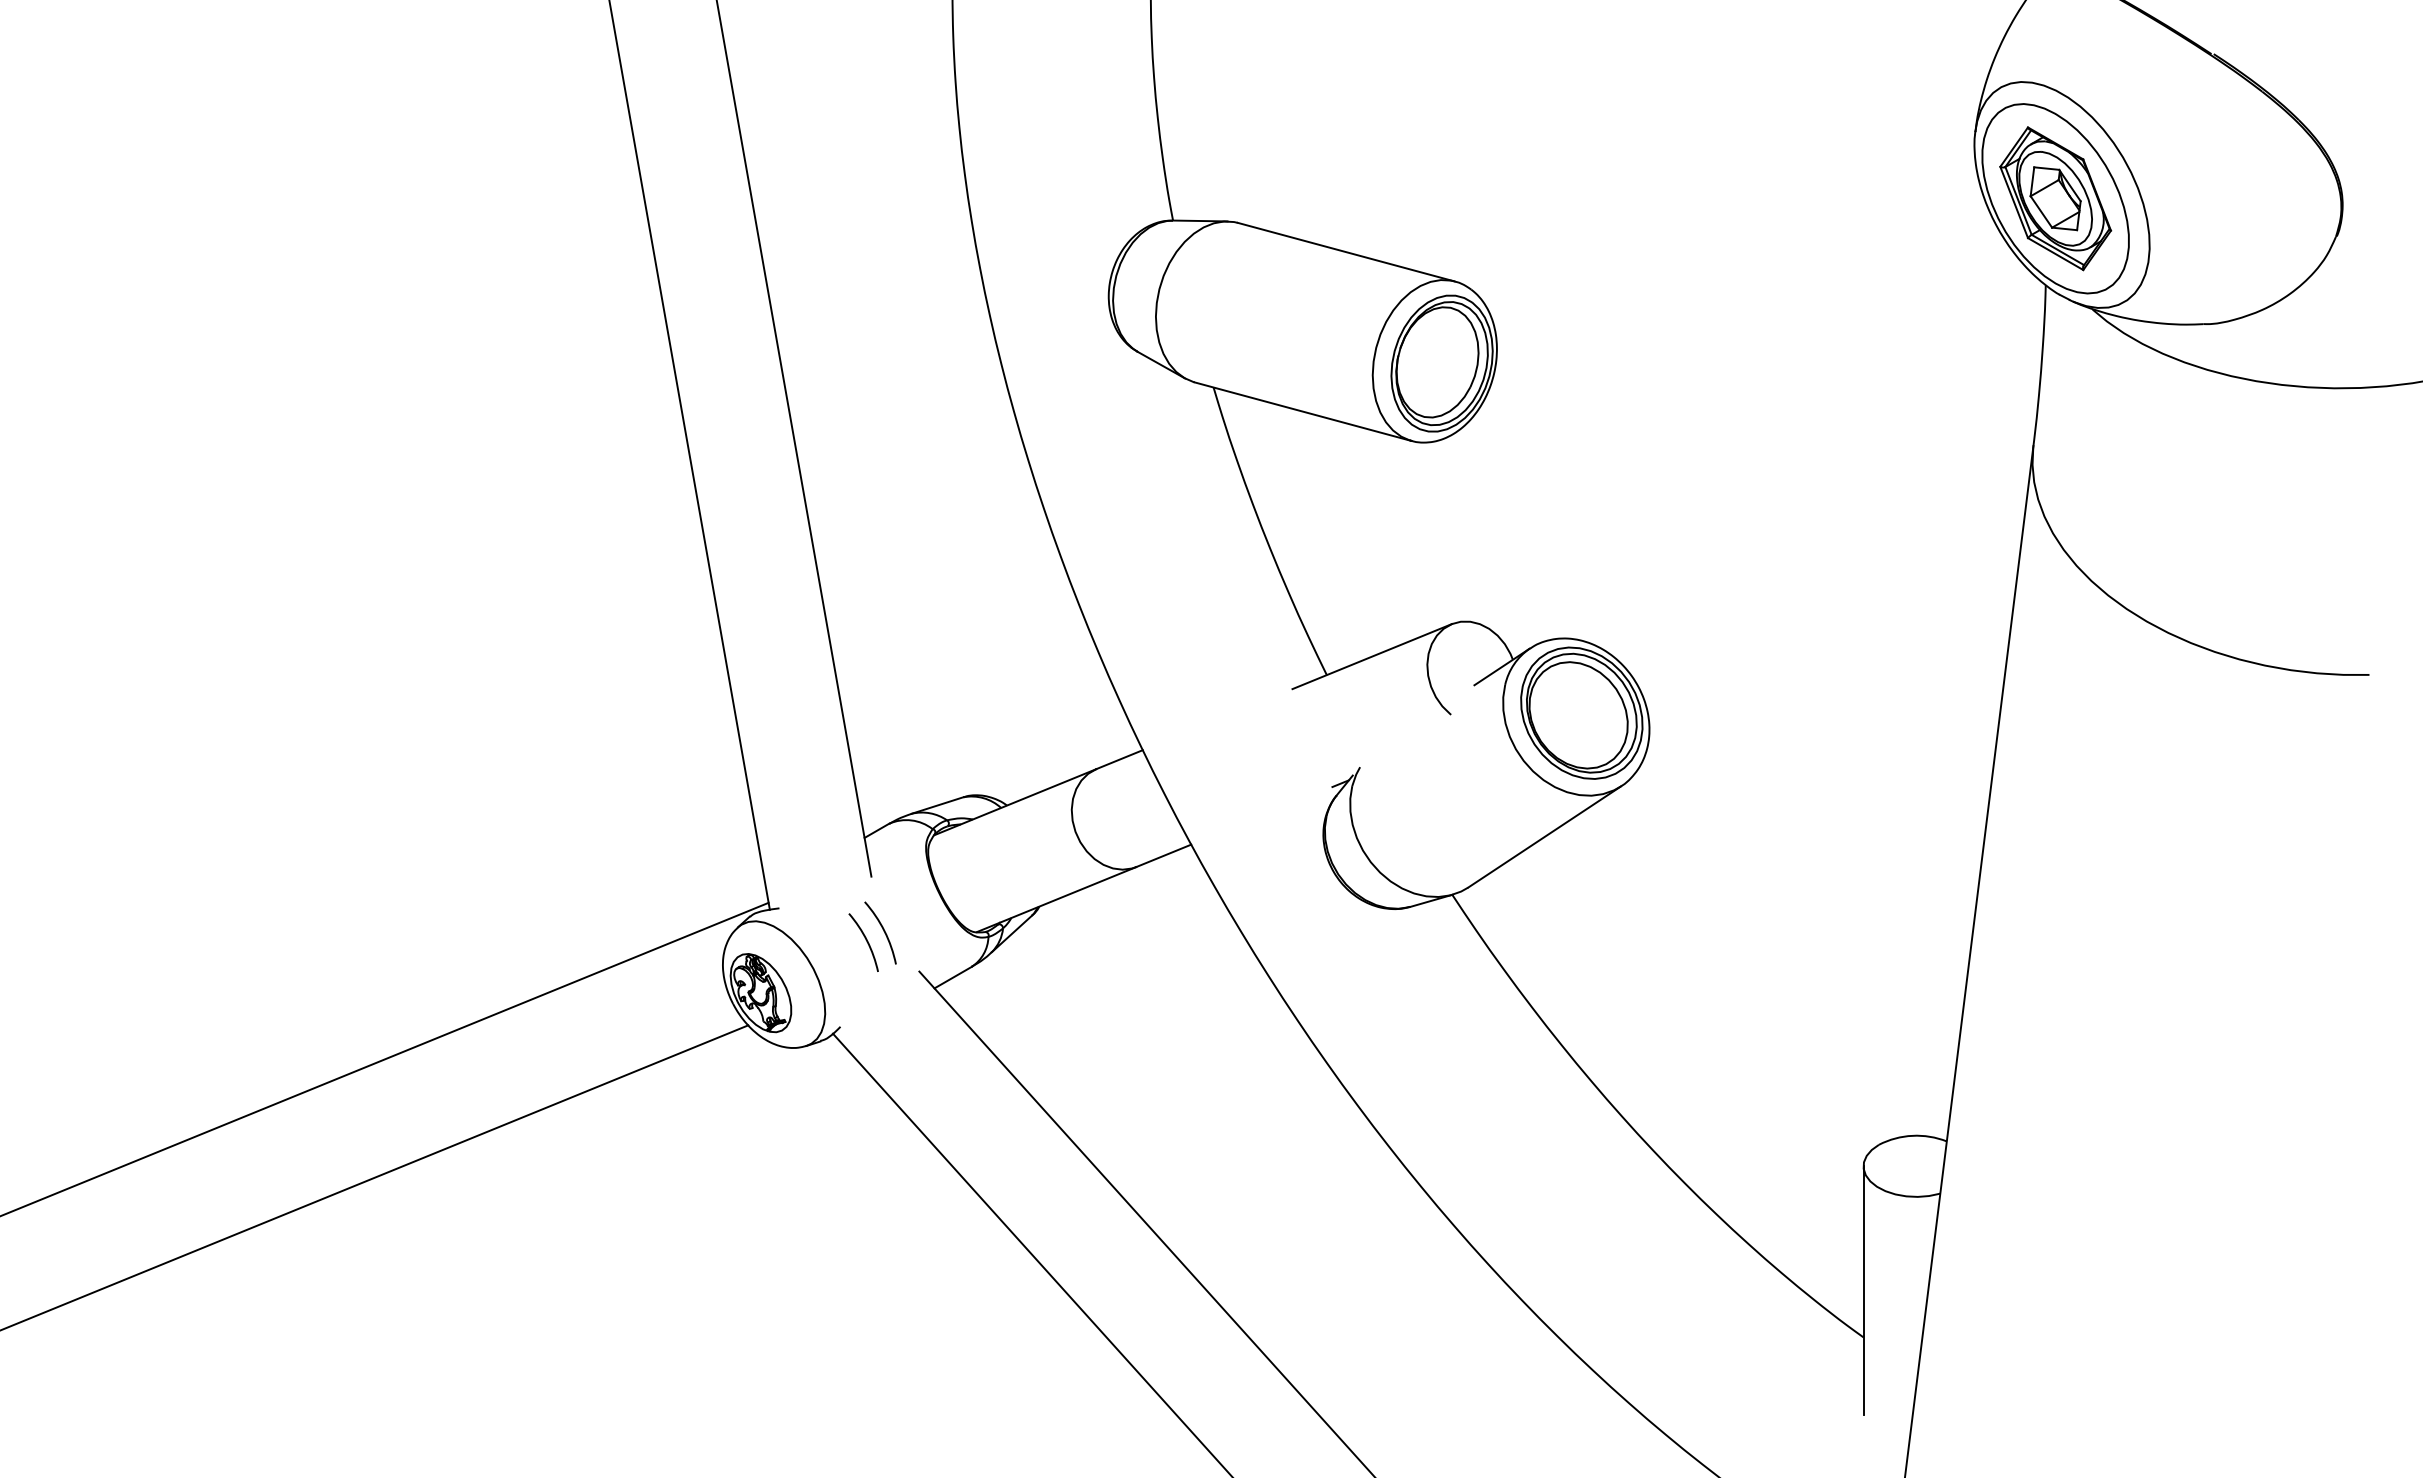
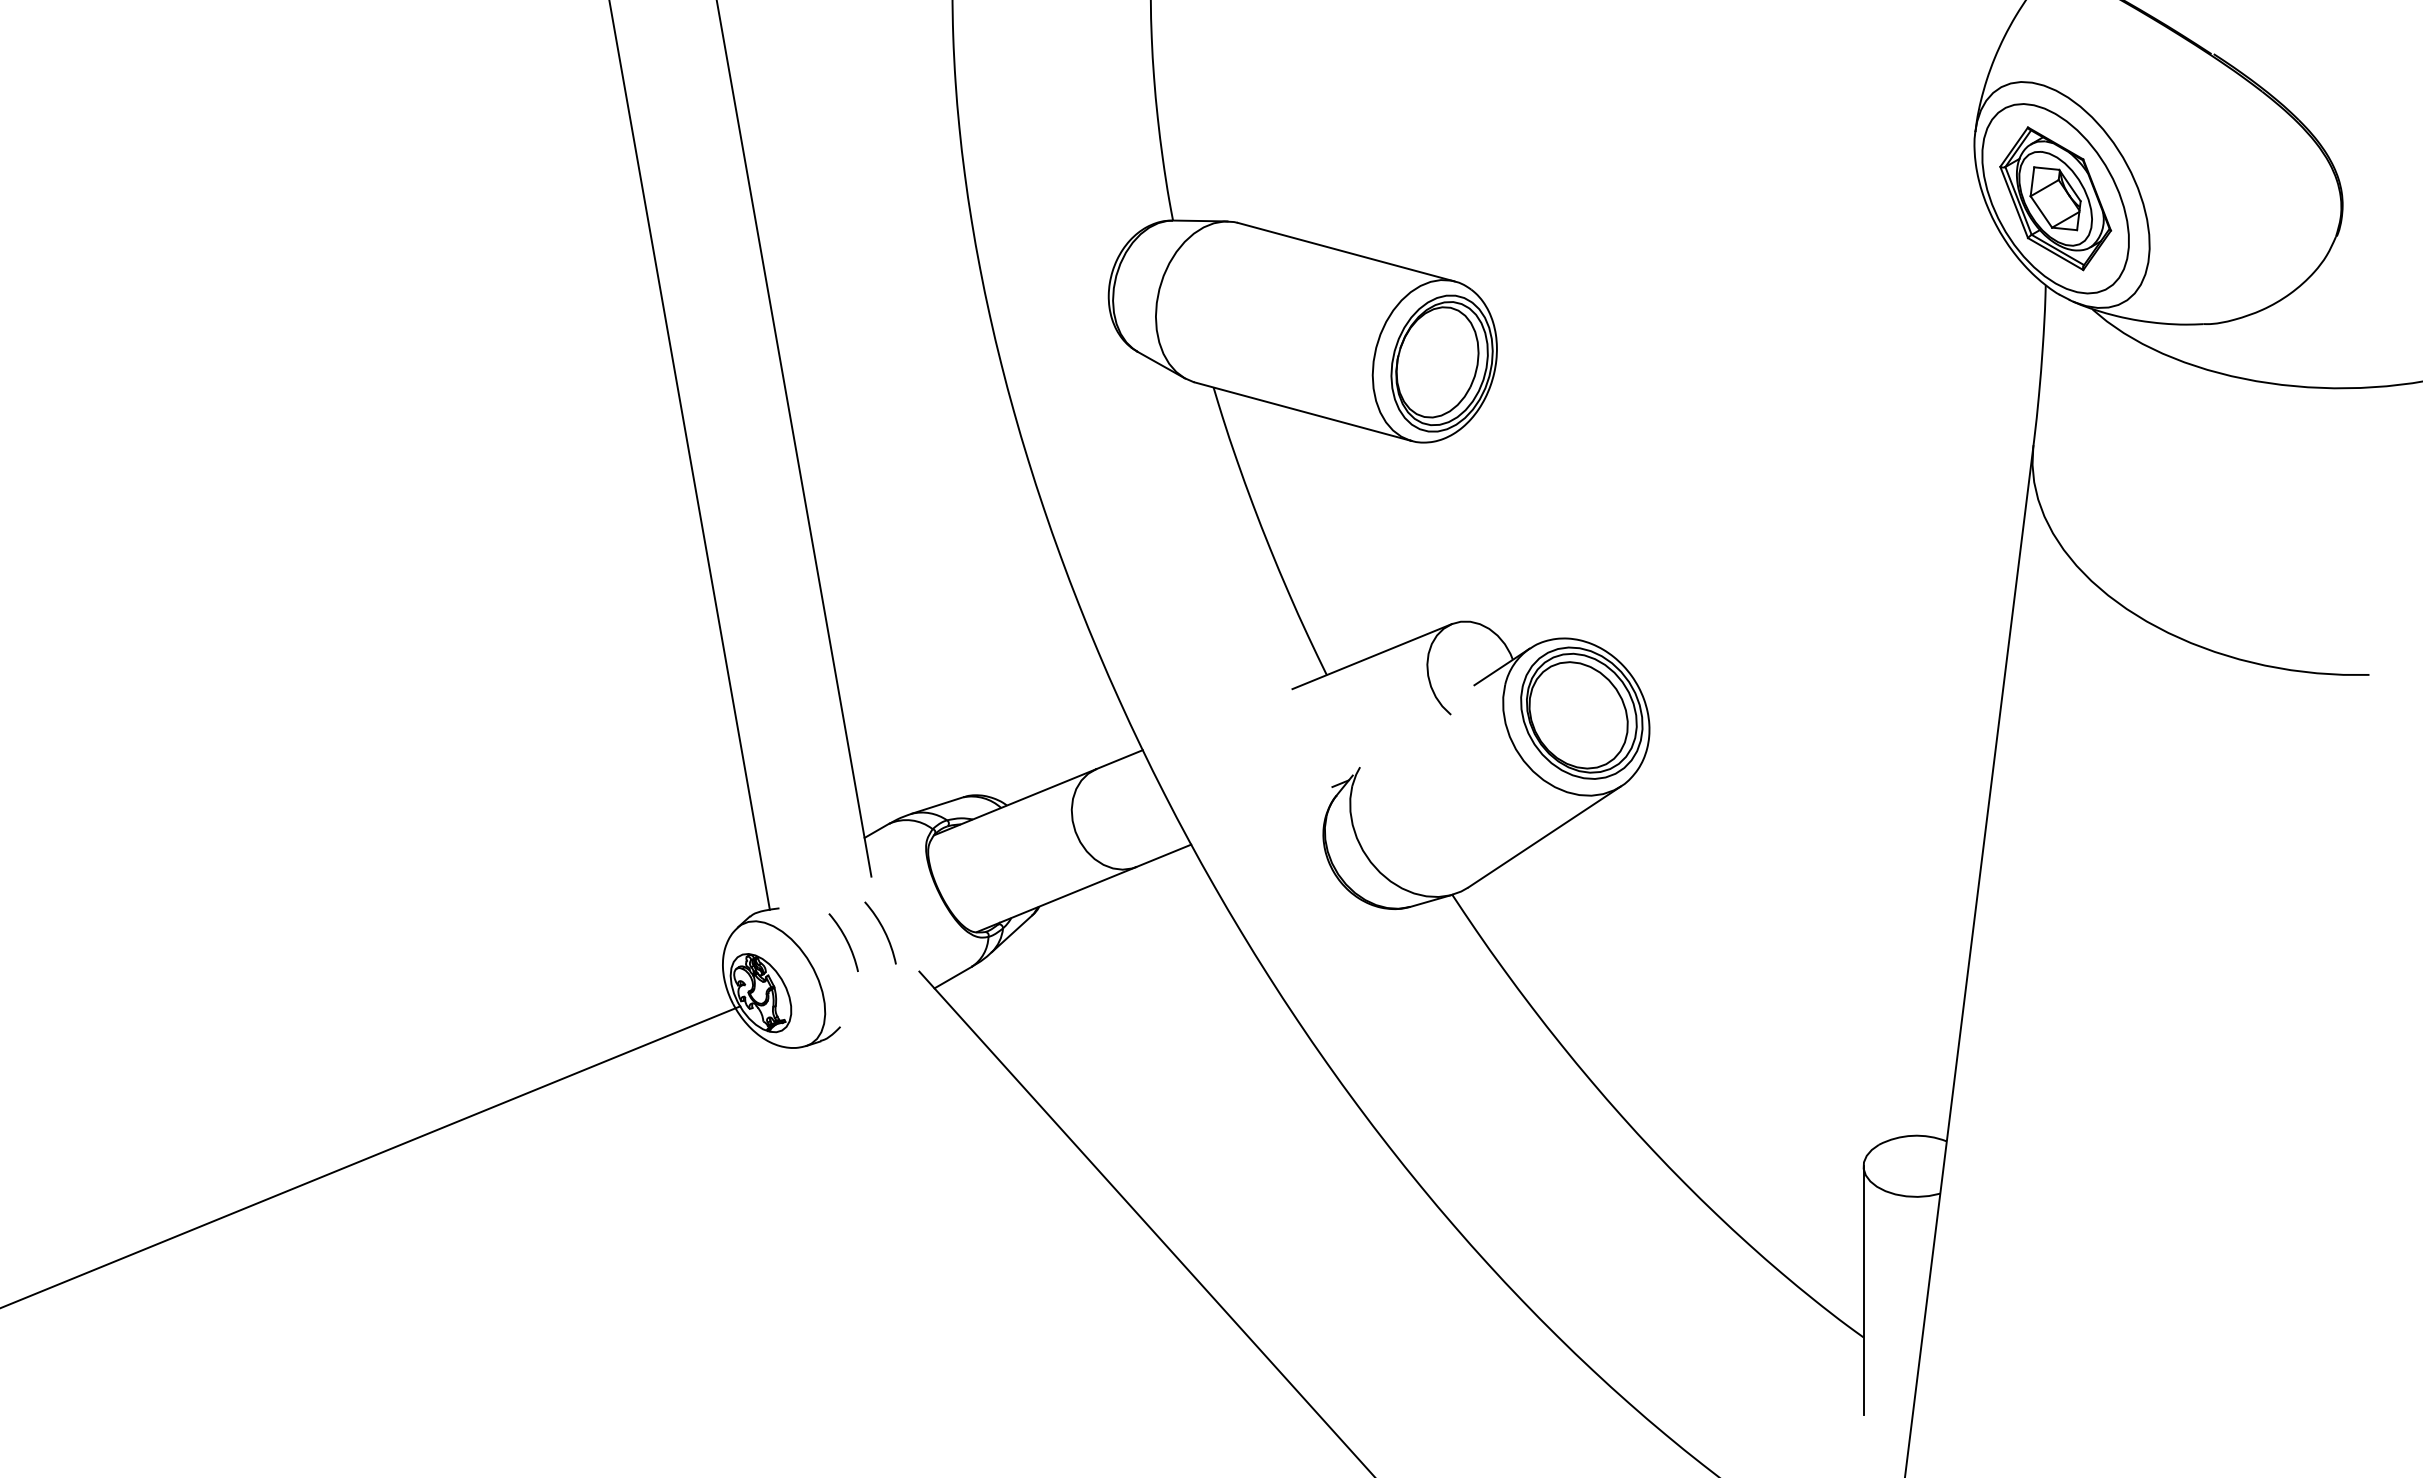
arc position: (865, 940) -> (845, 940) (845, 940)
line: present -> none (385, 1058)
line position: (375, 1177) -> (371, 1156) (371, 1156)
line: present -> none (1031, 1253)
